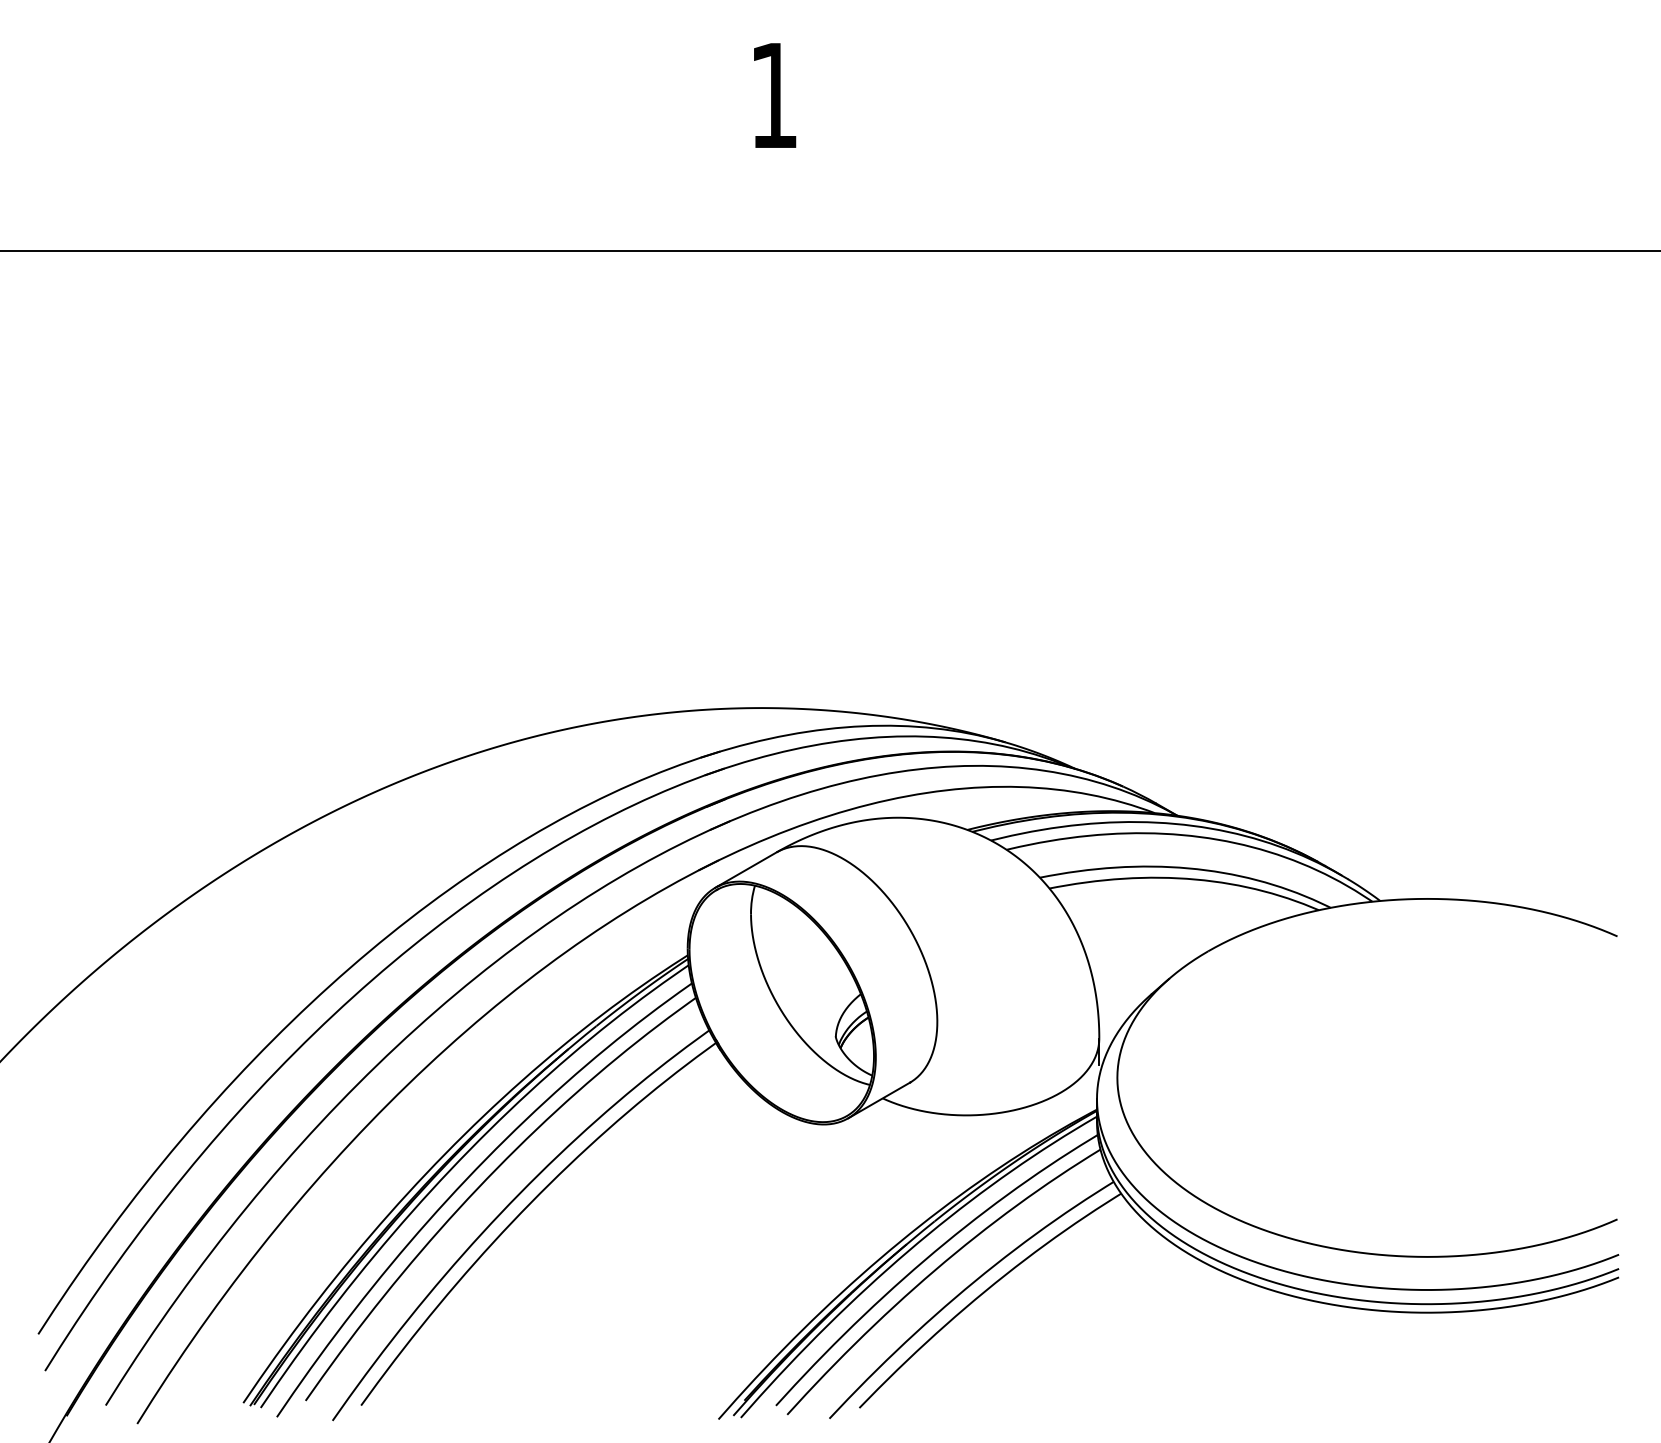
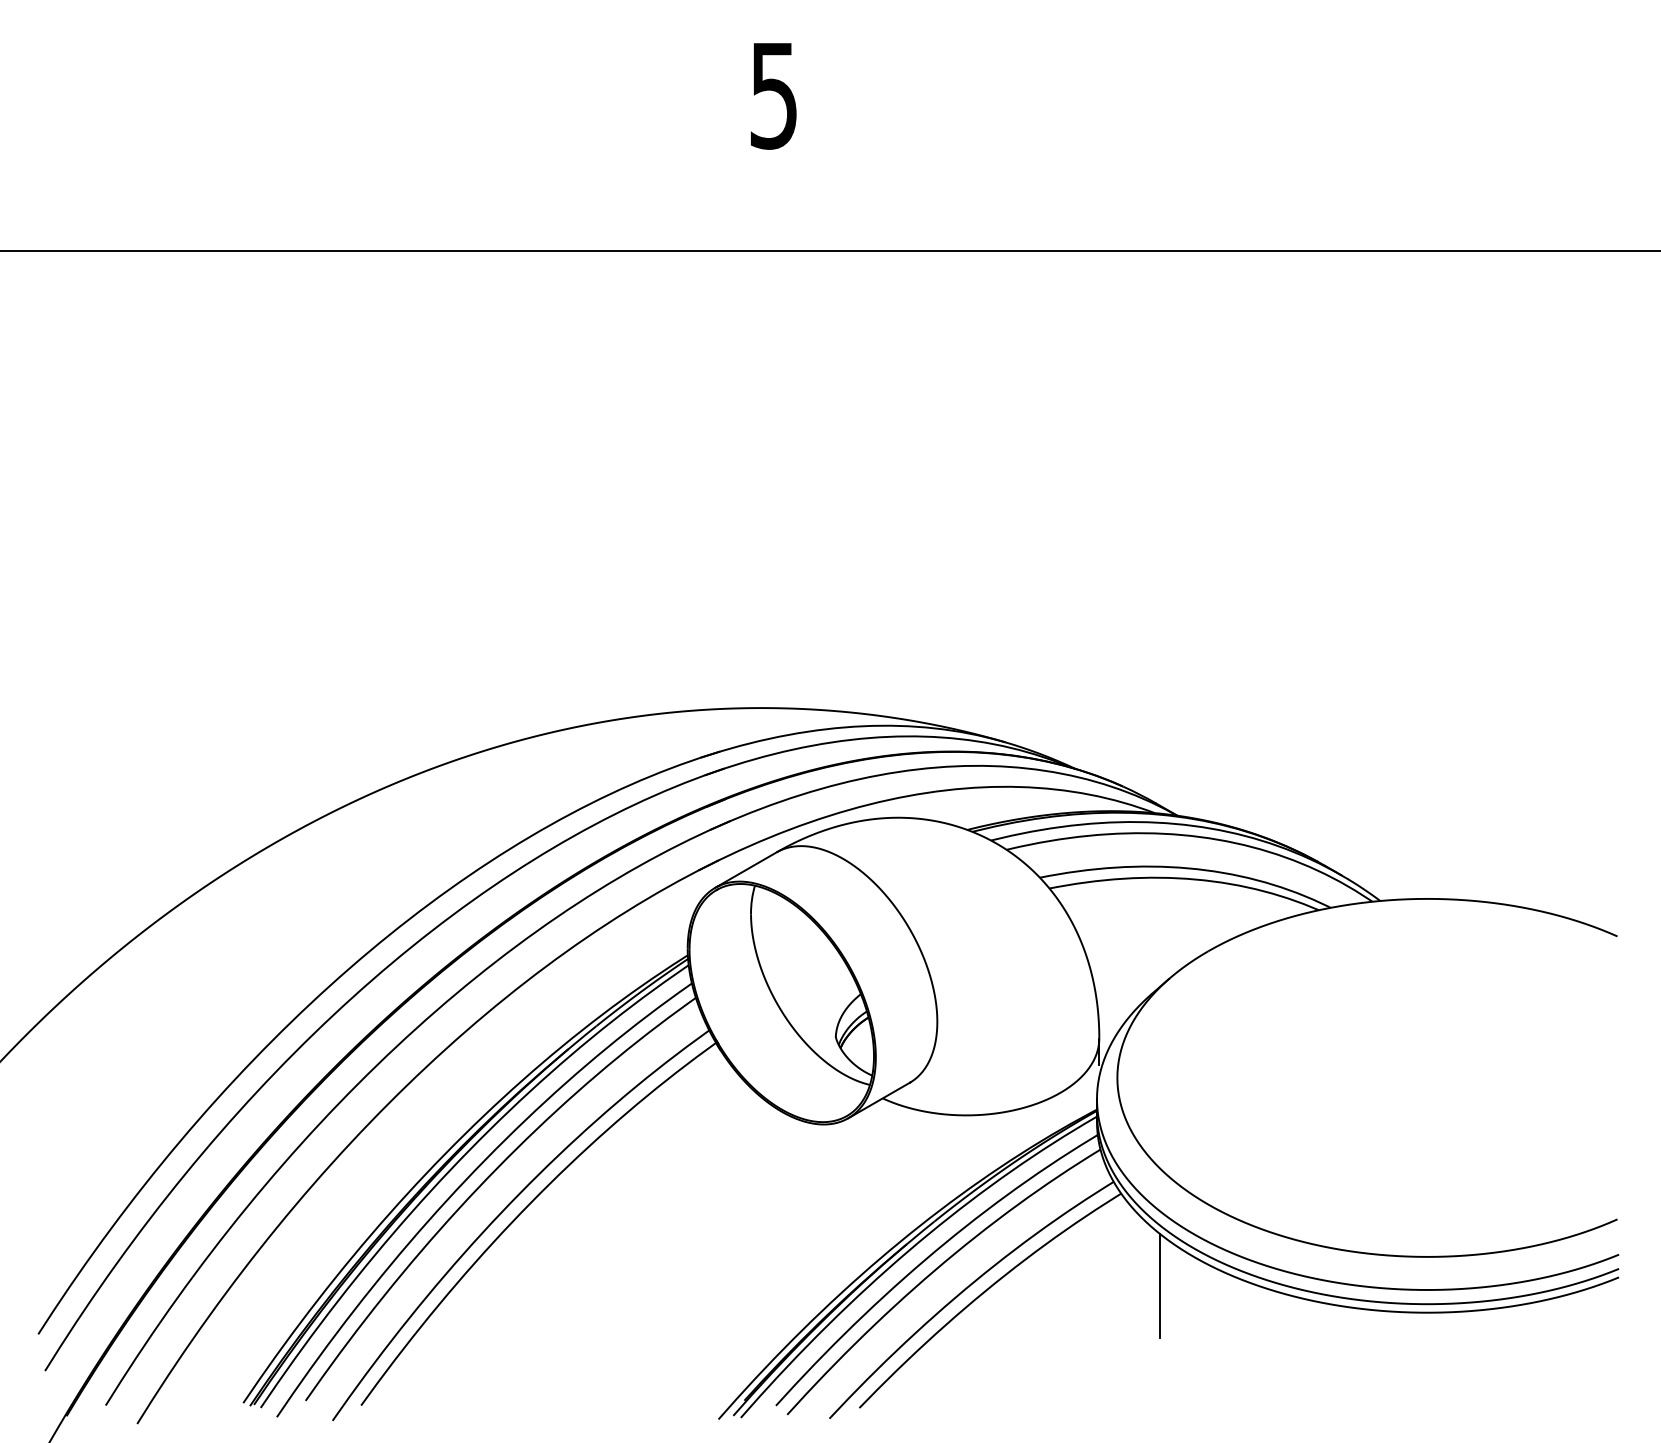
text: 1 -> 5 (773, 96)
line: none -> present (1159, 1285)
